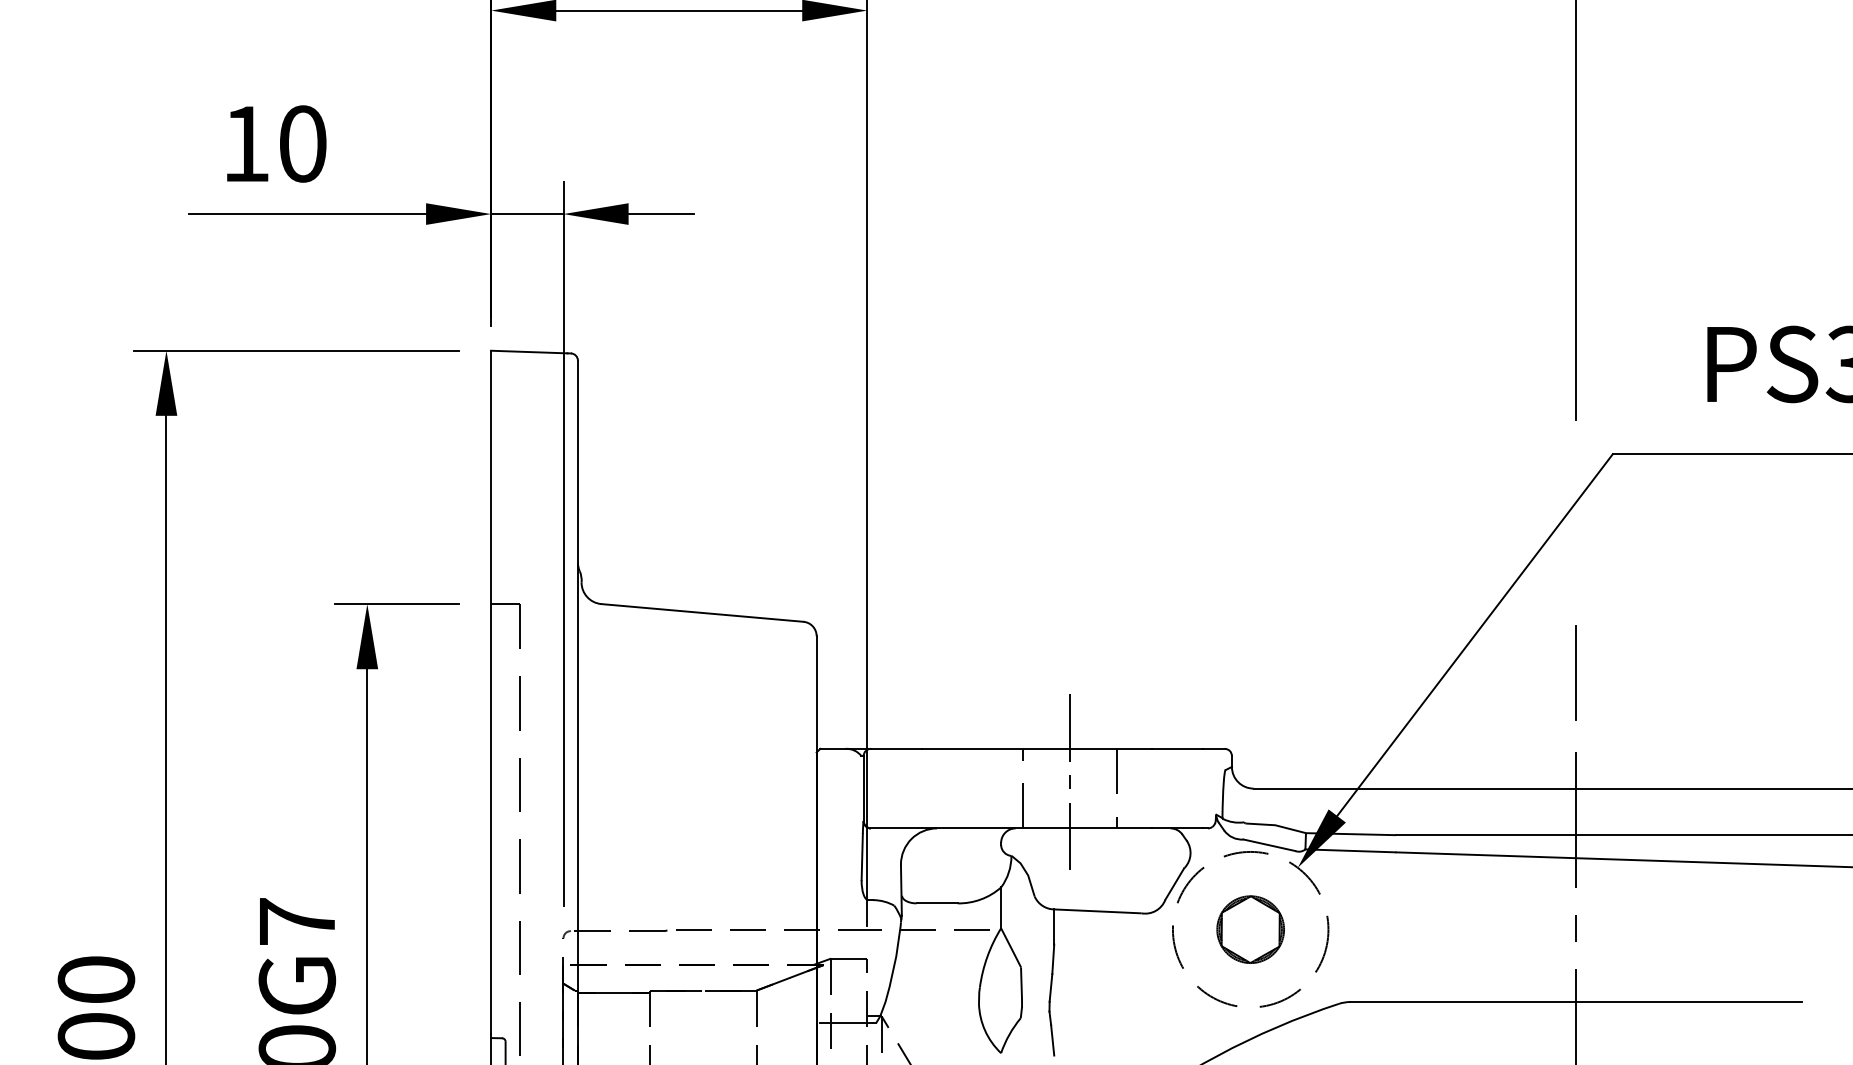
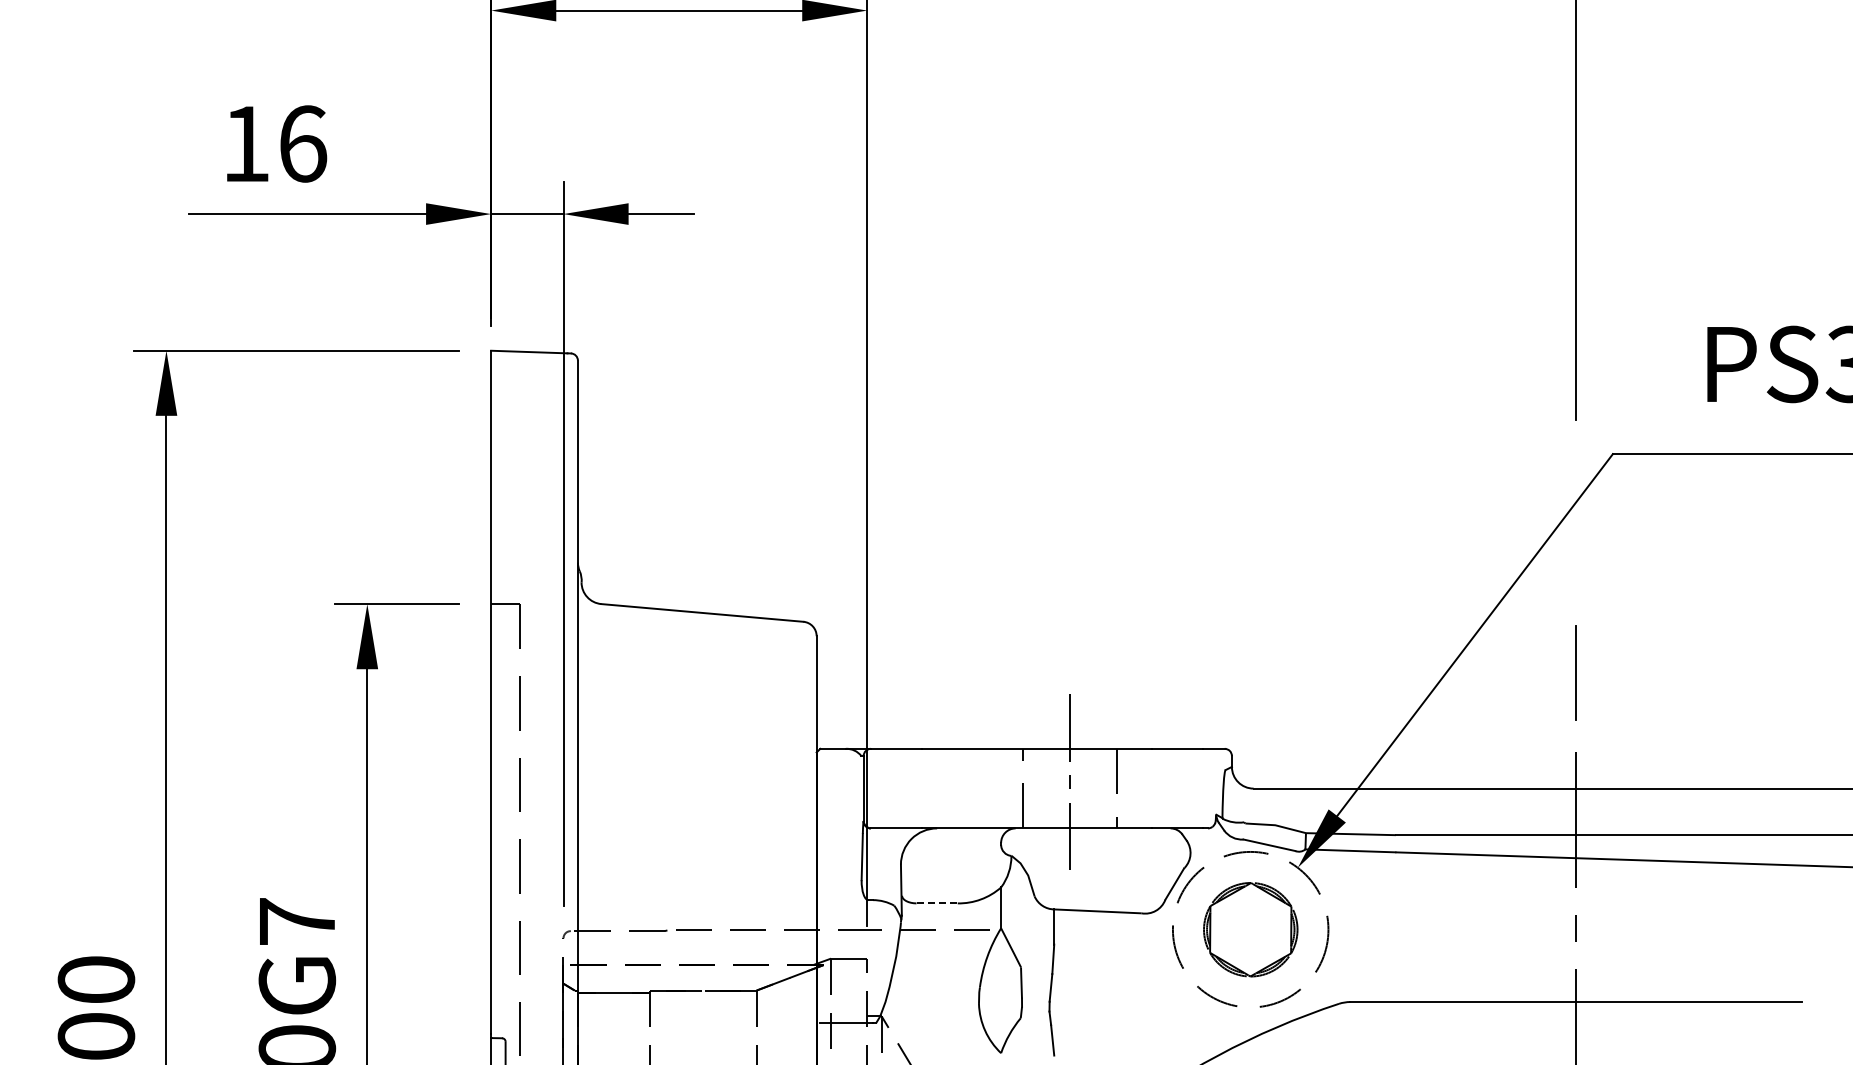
text: 10 -> 16 (303, 143)
line: solid -> dashed (937, 903)
part size: 69x69 px -> 96x96 px (1250, 929)
